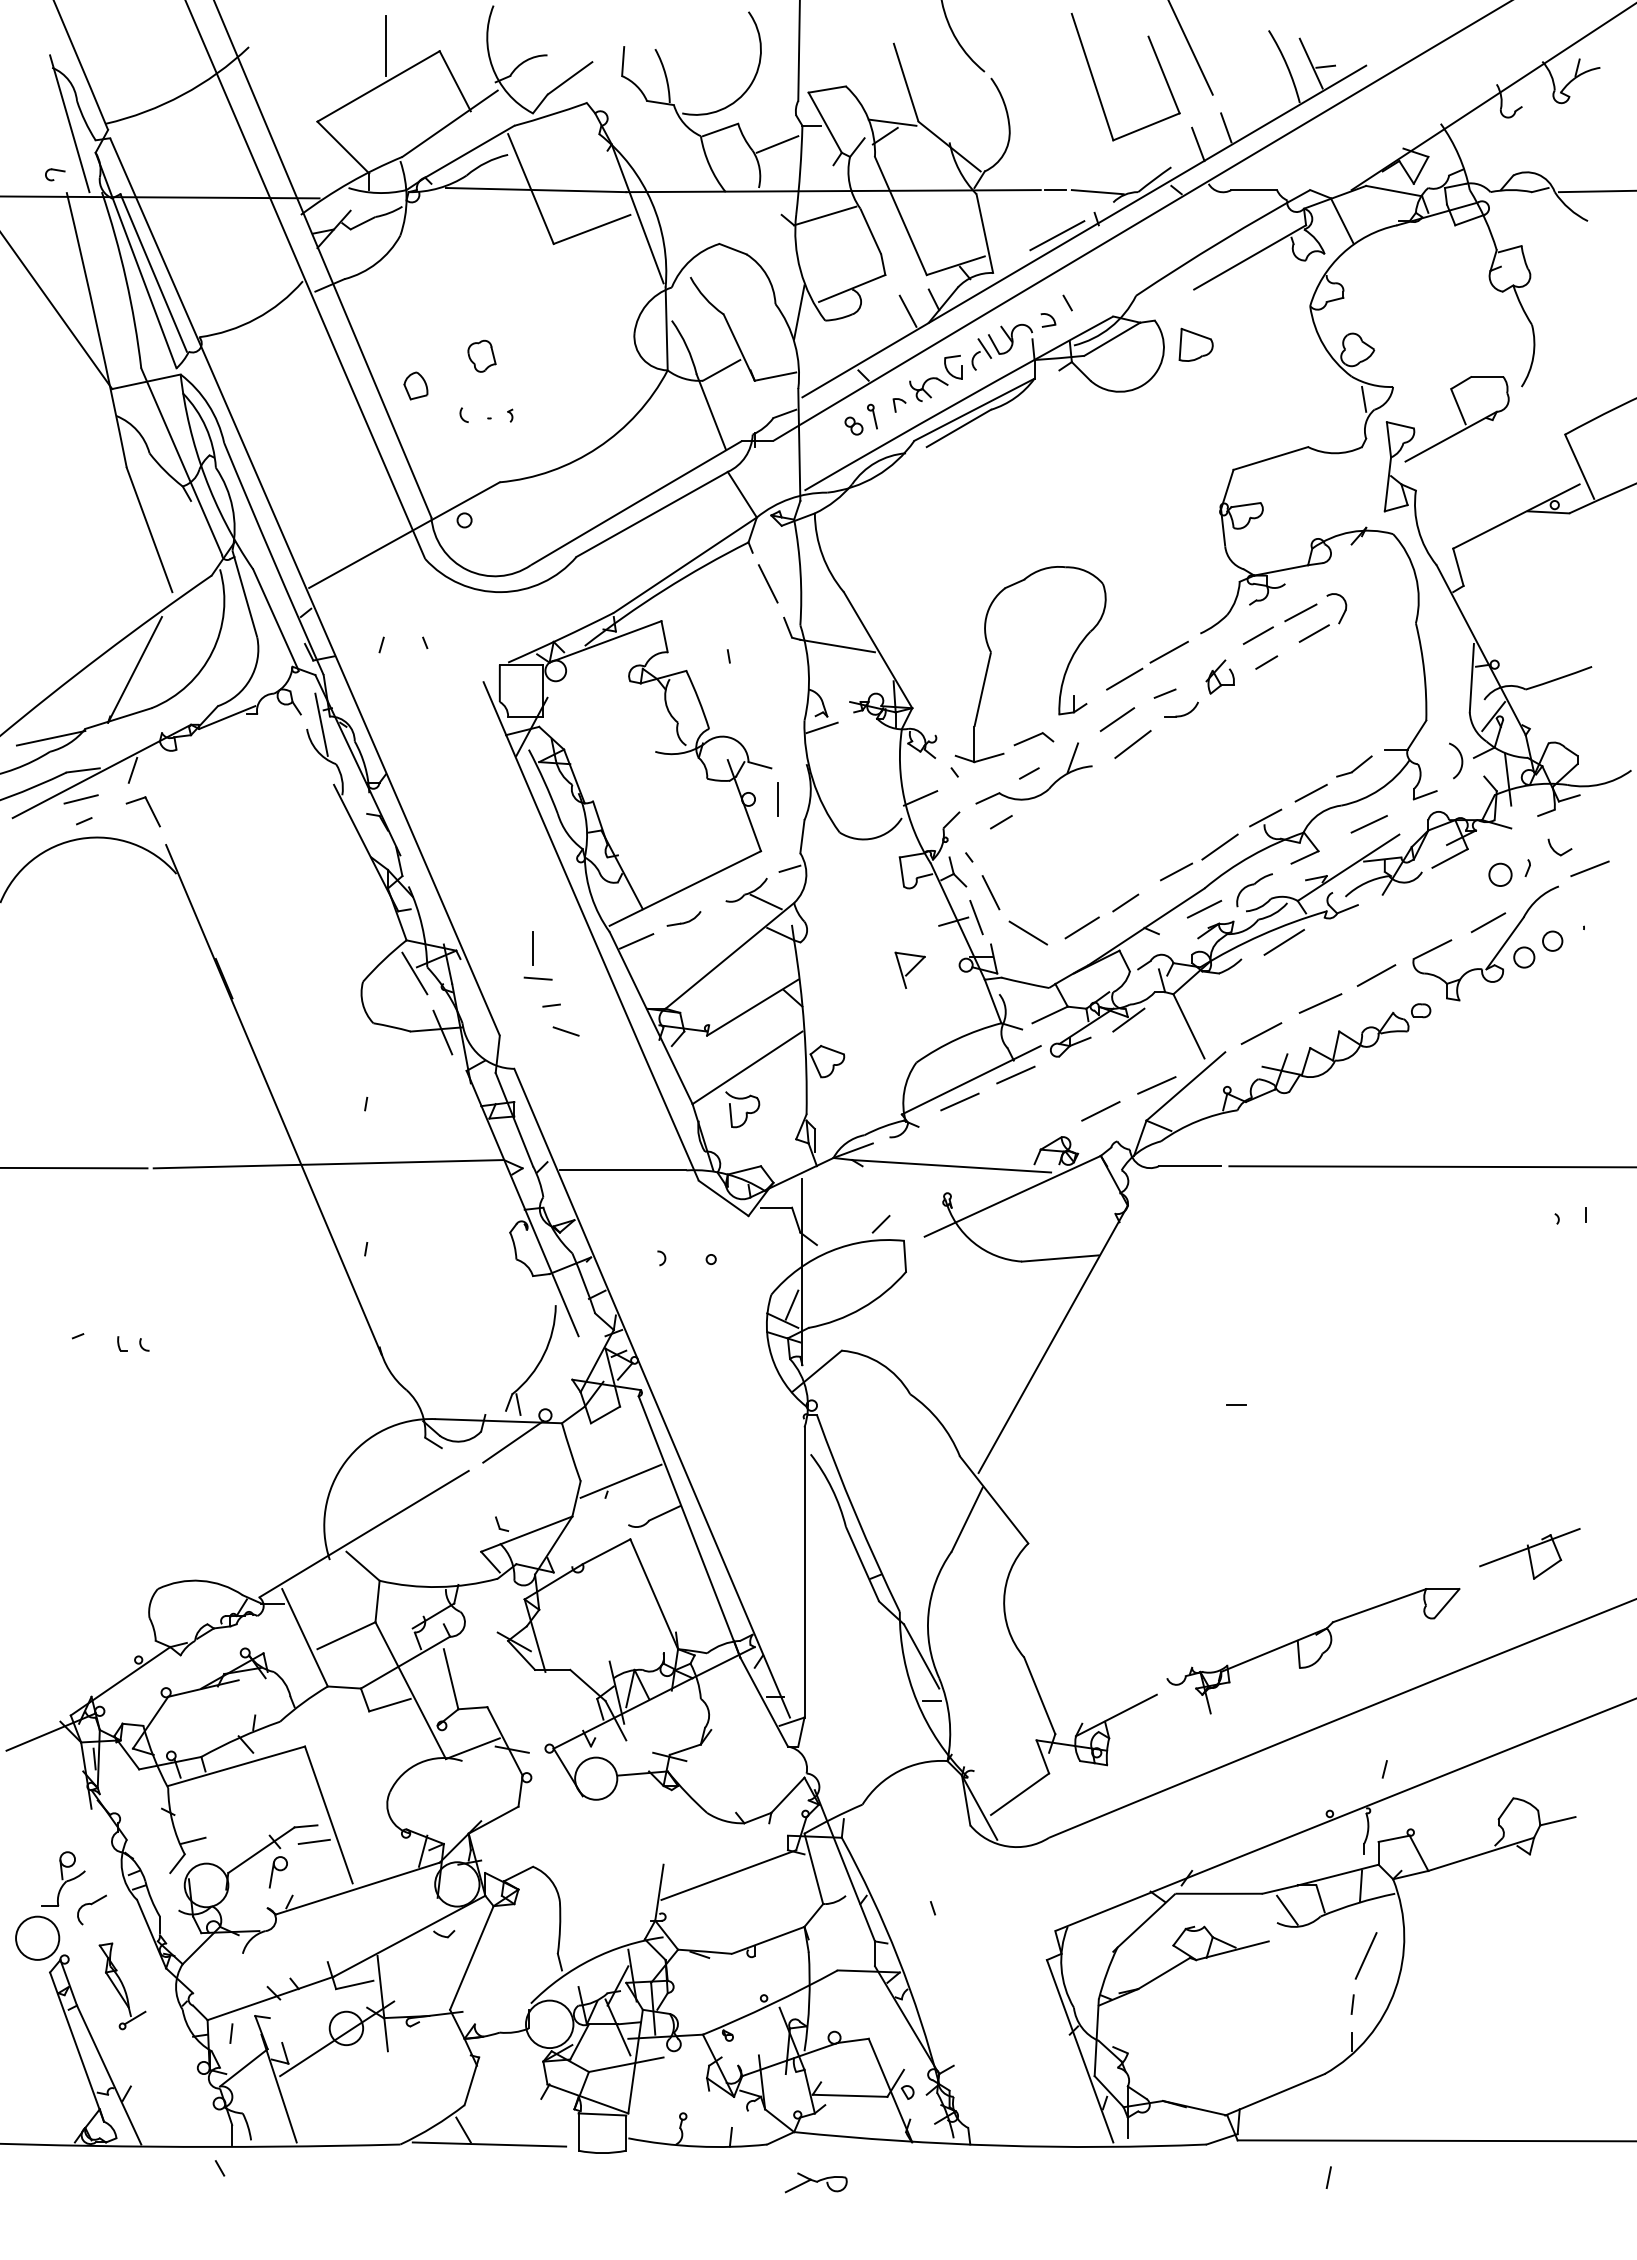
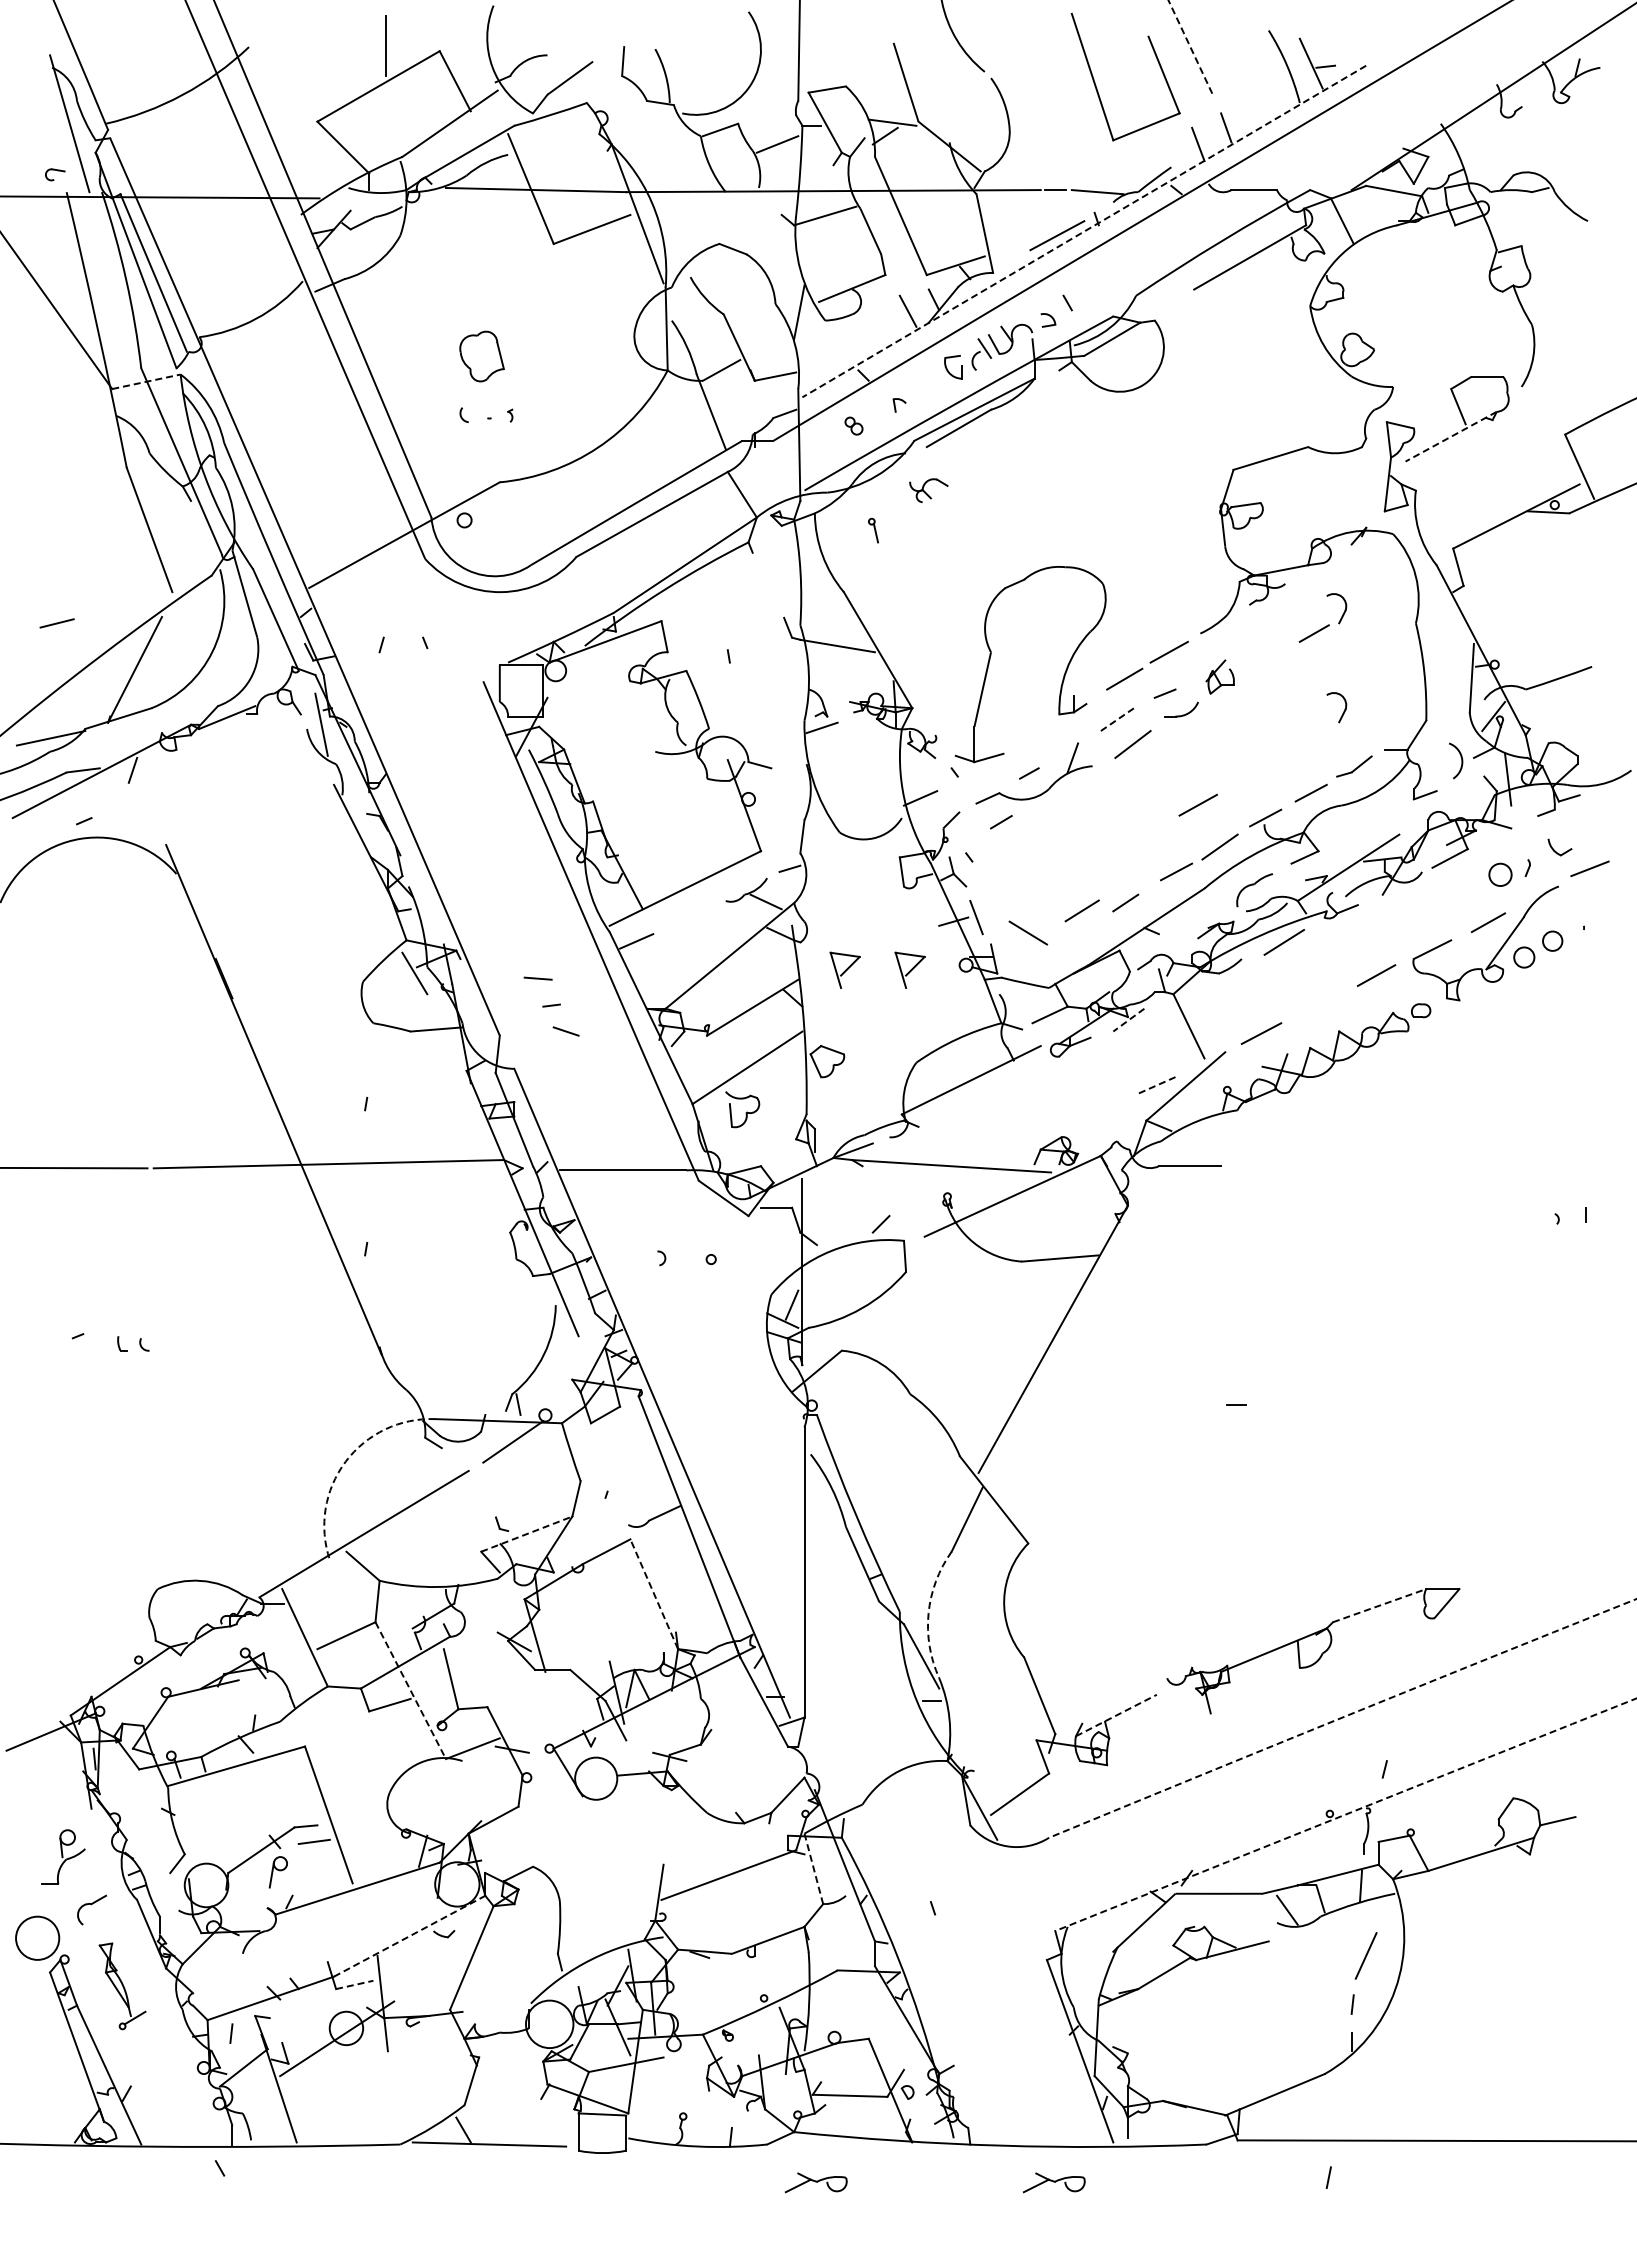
line: solid -> dashed (1190, 47)
line: present -> none (1595, 191)
line: solid -> dashed (1083, 231)
part: present -> none (1195, 344)
part size: 30x34 px -> 46x53 px (481, 356)
line: solid -> dashed (146, 381)
part: present -> none (415, 385)
part position: (928, 389) -> (928, 490) (928, 490)
line: present -> none (1364, 398)
part position: (872, 416) -> (873, 530) (873, 530)
line: solid -> dashed (1451, 436)
line: present -> none (767, 583)
line: present -> none (1300, 612)
line: present -> none (1257, 635)
line: present -> none (1266, 662)
part: none -> present (1344, 708)
line: solid -> dashed (1117, 719)
part: present -> none (1033, 739)
line position: (80, 799) -> (56, 623) (56, 623)
line: present -> none (777, 799)
line: none -> present (1197, 804)
part: present -> none (149, 807)
line: present -> none (1368, 824)
line: present -> none (990, 892)
line: present -> none (1204, 908)
part: present -> none (683, 918)
line position: (1081, 927) -> (1081, 910) (1081, 910)
line: present -> none (532, 948)
part: none -> present (844, 969)
line: present -> none (1320, 1003)
line: solid -> dashed (1128, 1020)
line: present -> none (442, 1032)
line: present -> none (1015, 1074)
line: solid -> dashed (1156, 1085)
line: present -> none (959, 1101)
line: present -> none (1100, 1111)
line: present -> none (1431, 1166)
arc: solid -> dashed (345, 1461)
line: present -> none (620, 1480)
line: solid -> dashed (526, 1534)
part: present -> none (1529, 1553)
line: solid -> dashed (654, 1594)
line: solid -> dashed (1380, 1605)
arc: solid -> dashed (928, 1613)
line: solid -> dashed (410, 1690)
line: solid -> dashed (1116, 1715)
arc: solid -> dashed (1342, 1717)
arc: solid -> dashed (1346, 1814)
line: present -> none (192, 1840)
line: solid -> dashed (813, 1869)
part position: (63, 1878) -> (63, 1856) (63, 1856)
line: solid -> dashed (409, 1936)
line: solid -> dashed (355, 1984)
part: none -> present (1053, 2182)
